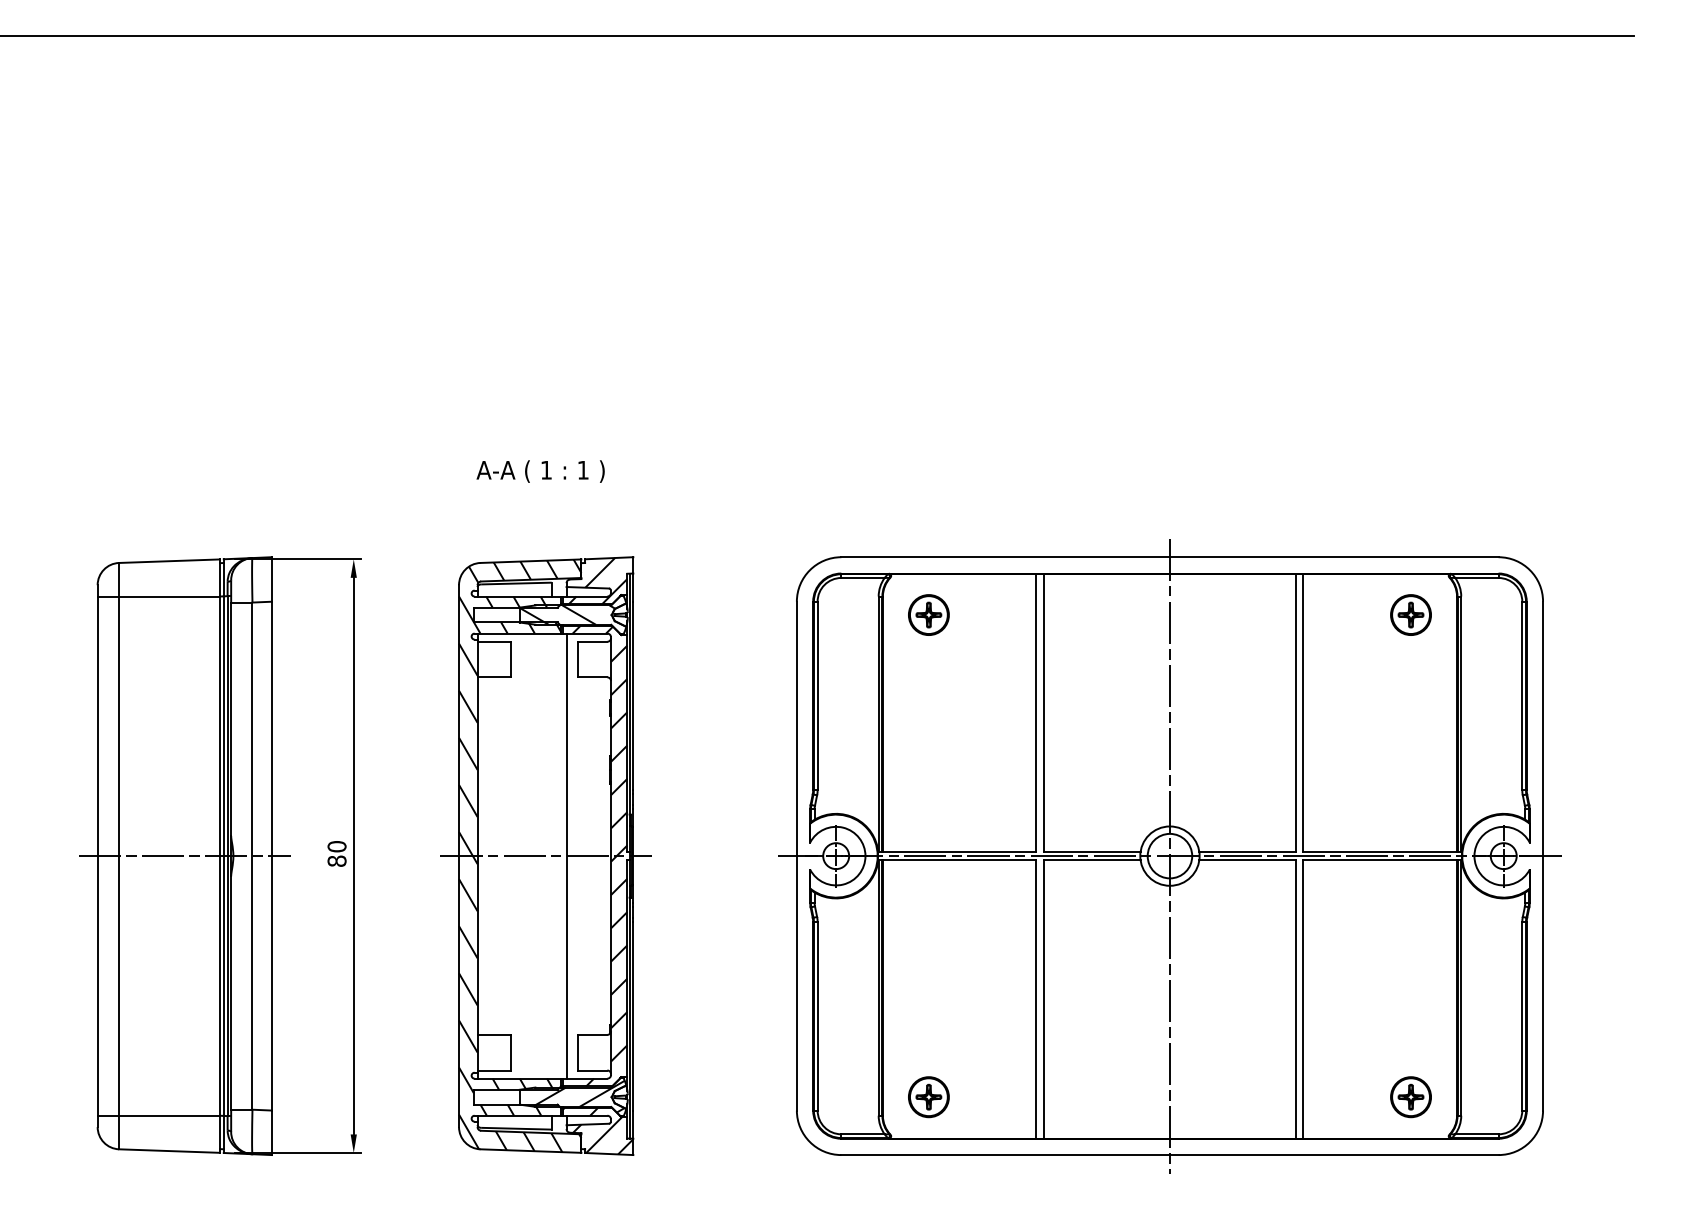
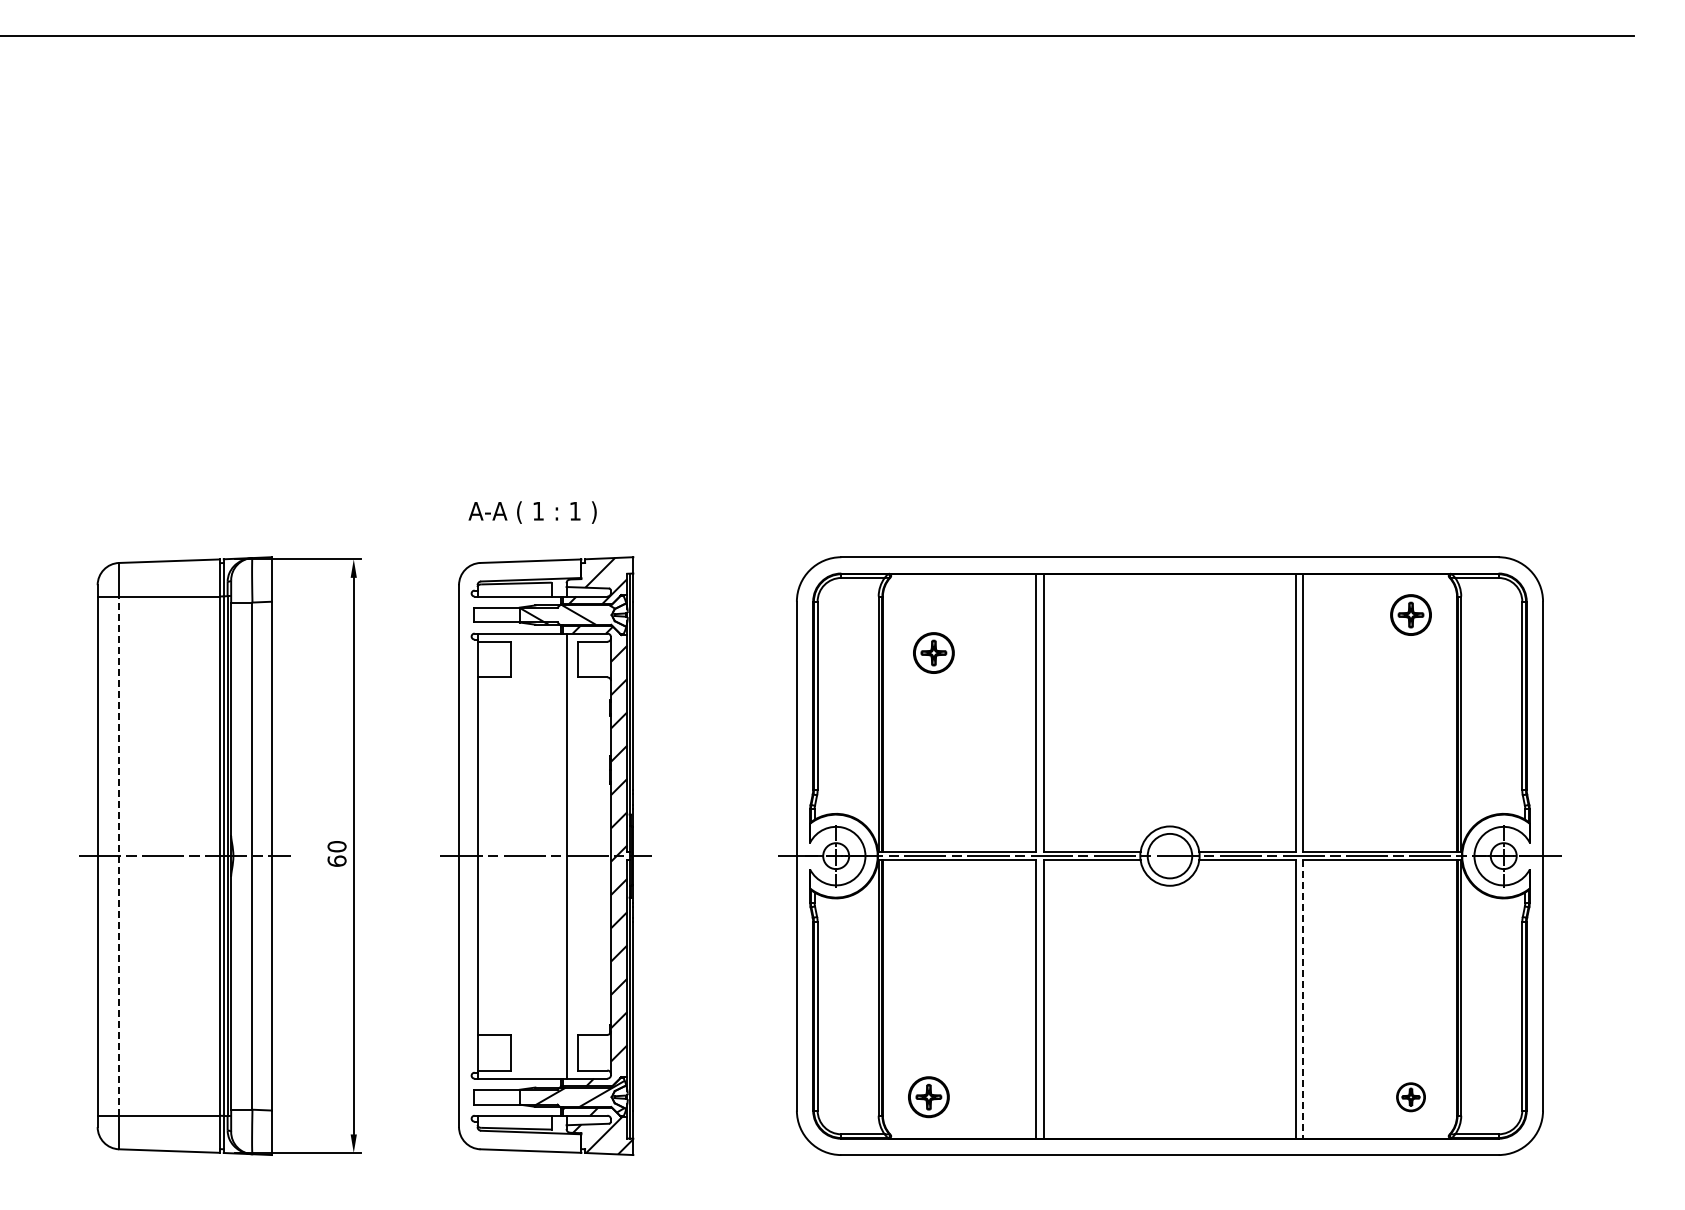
text position: (540, 471) -> (532, 512) (532, 512)
part position: (928, 614) -> (933, 652) (933, 652)
hatch: present -> none (520, 855)
line: present -> none (1169, 855)
line: solid -> dashed (119, 856)
text: 80 -> 60 (336, 860)
line: solid -> dashed (1303, 999)
part size: 42x43 px -> 30x31 px (1410, 1097)
